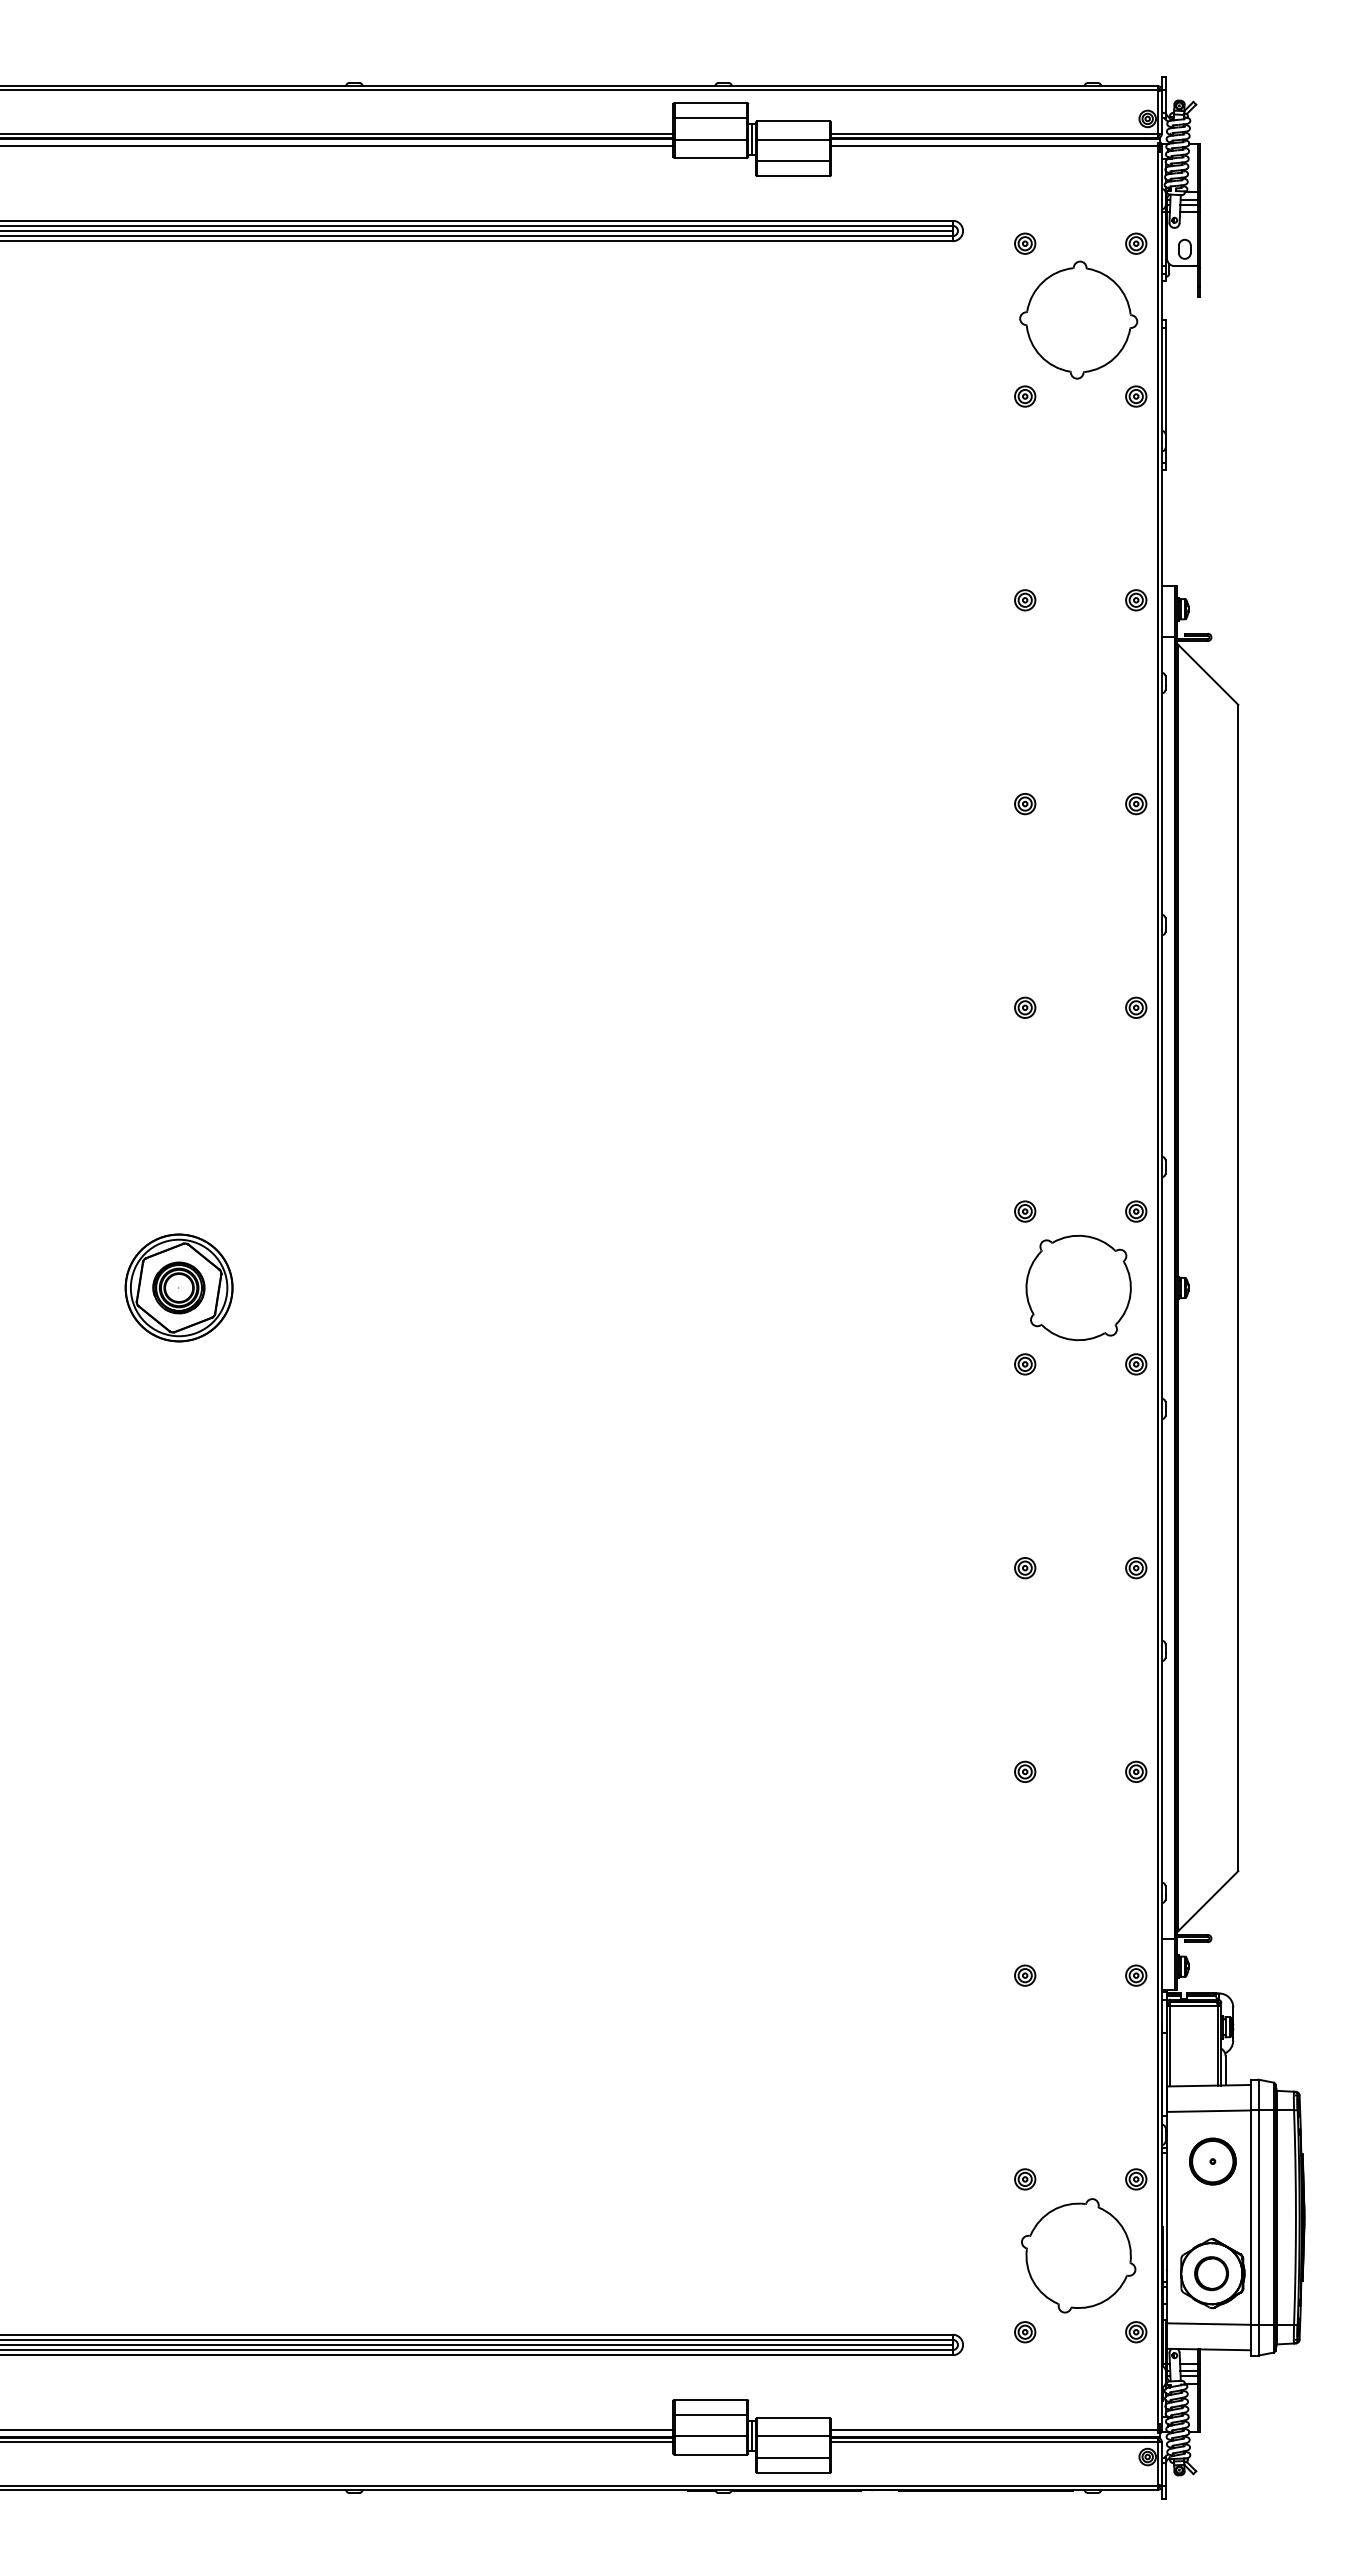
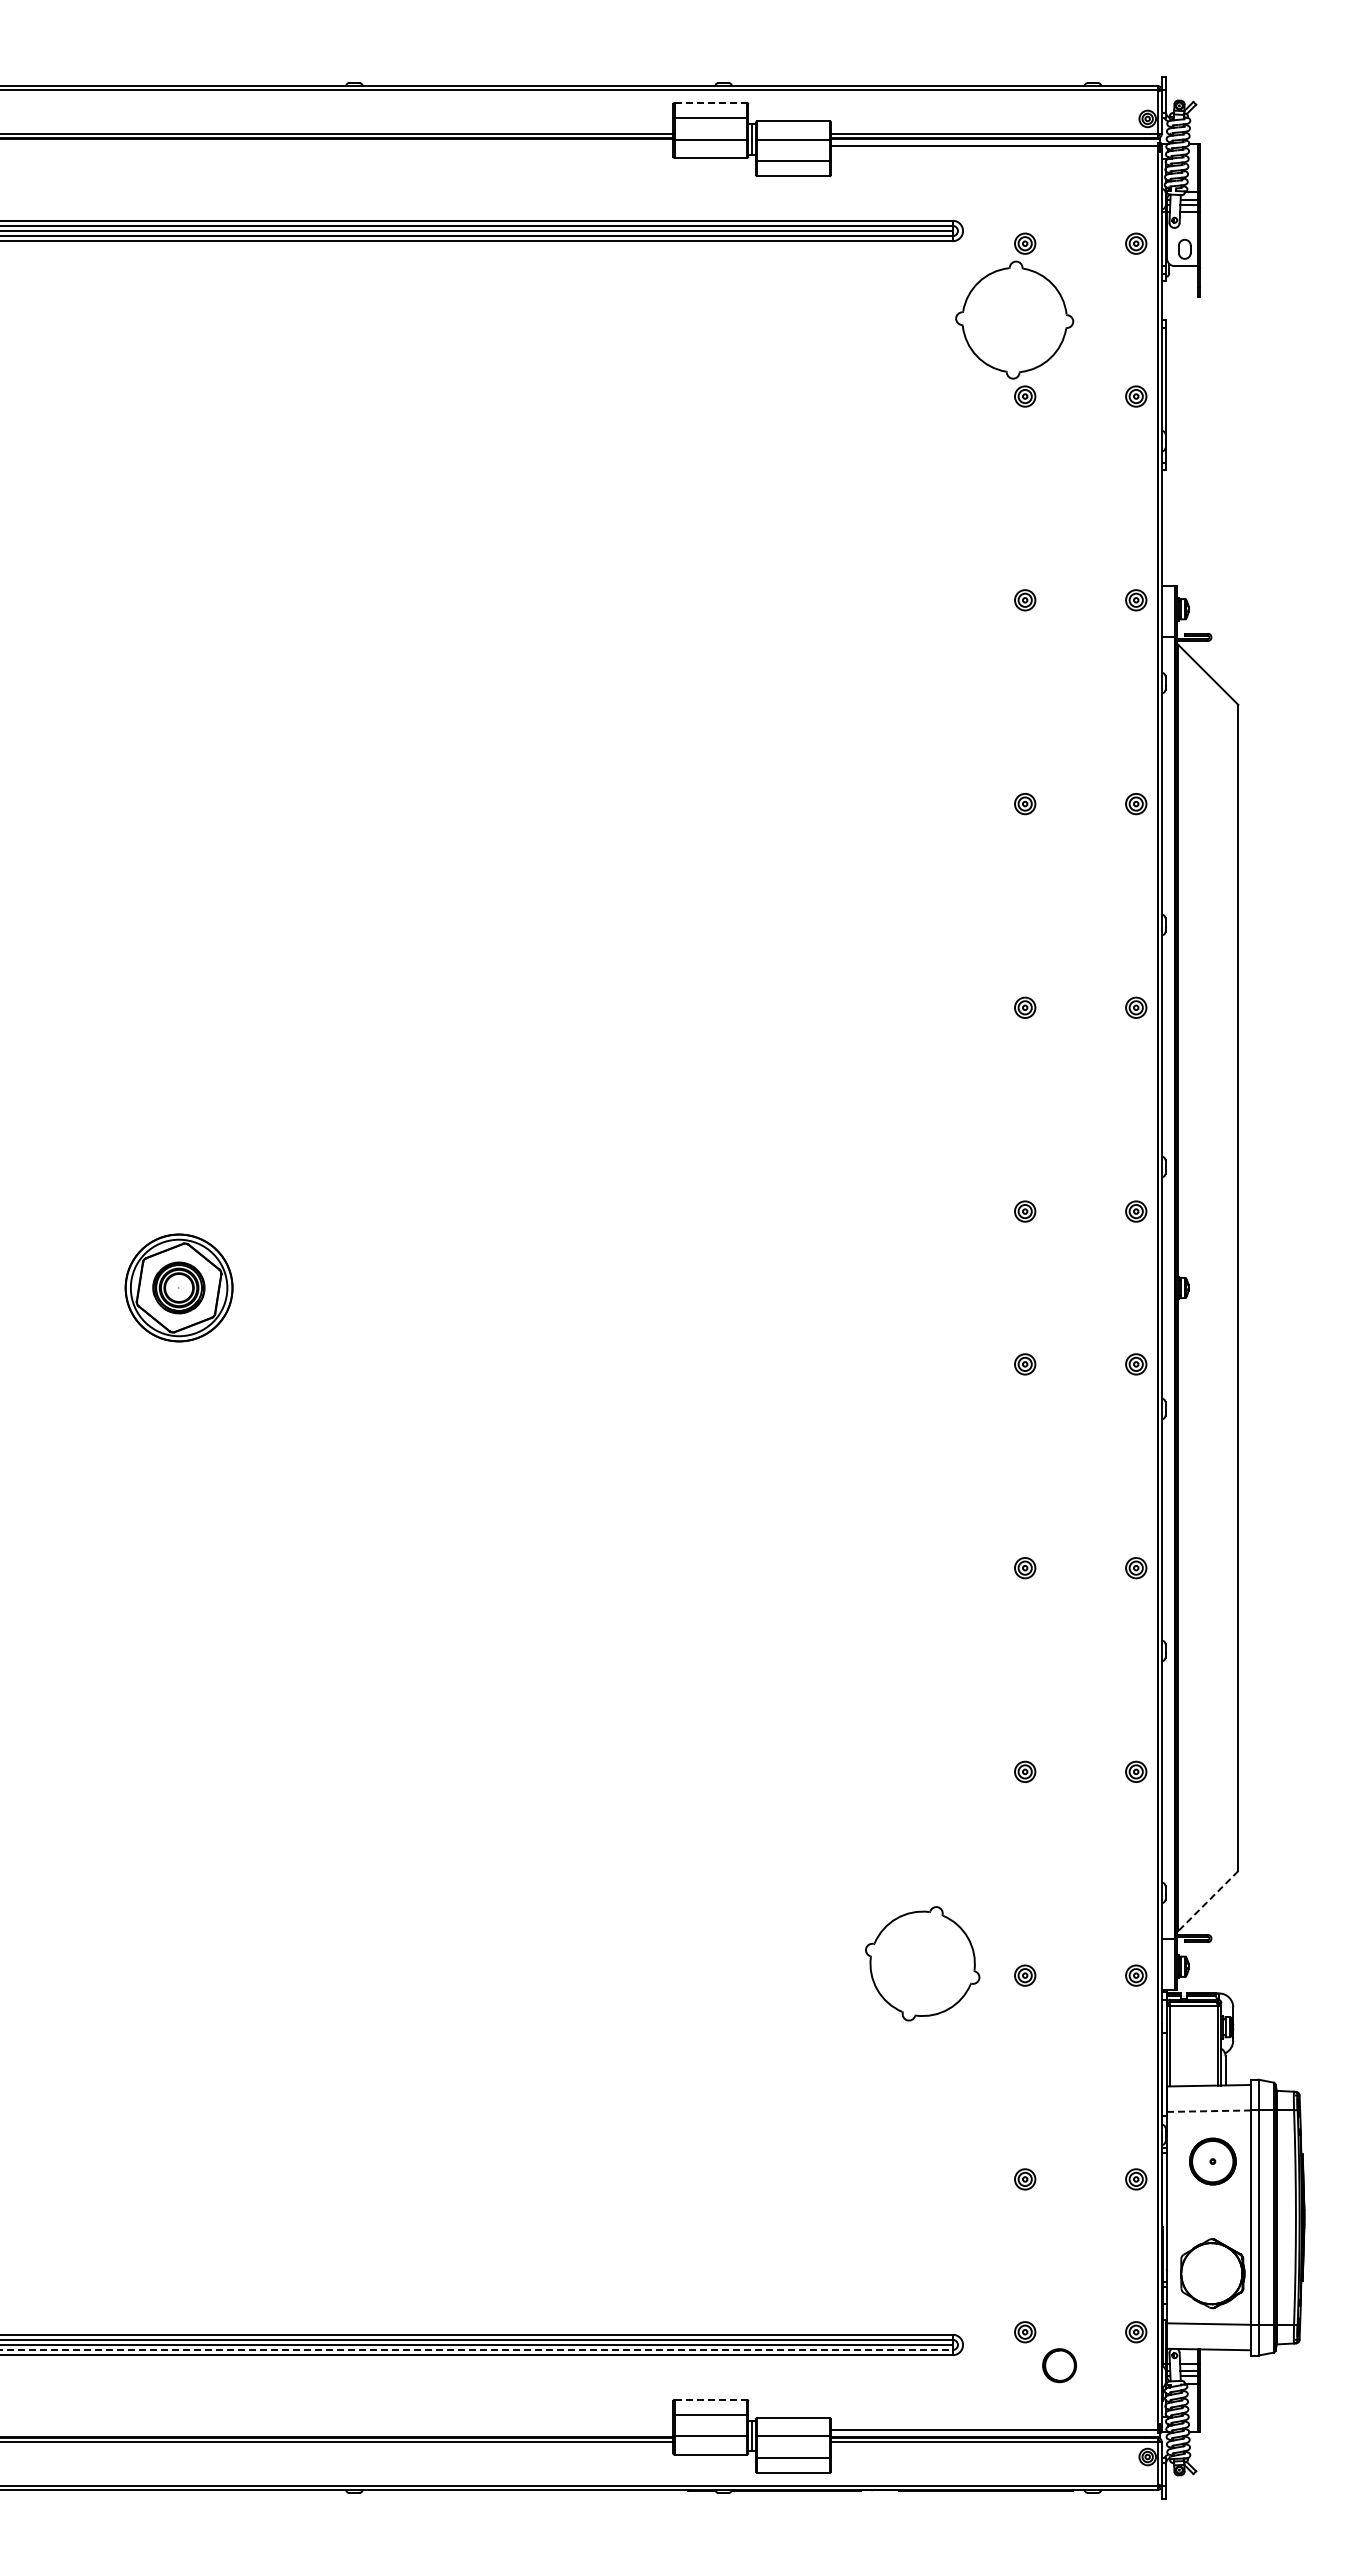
line: solid -> dashed (711, 103)
line: present -> none (337, 145)
part position: (1078, 319) -> (1014, 319) (1014, 319)
part: present -> none (1078, 1287)
line: solid -> dashed (1207, 1901)
line: solid -> dashed (1208, 2111)
part position: (1078, 2255) -> (922, 1963) (922, 1963)
part position: (1211, 2273) -> (1059, 2365) (1059, 2365)
line: solid -> dashed (476, 2350)
line: solid -> dashed (711, 2399)
line: present -> none (337, 2430)
